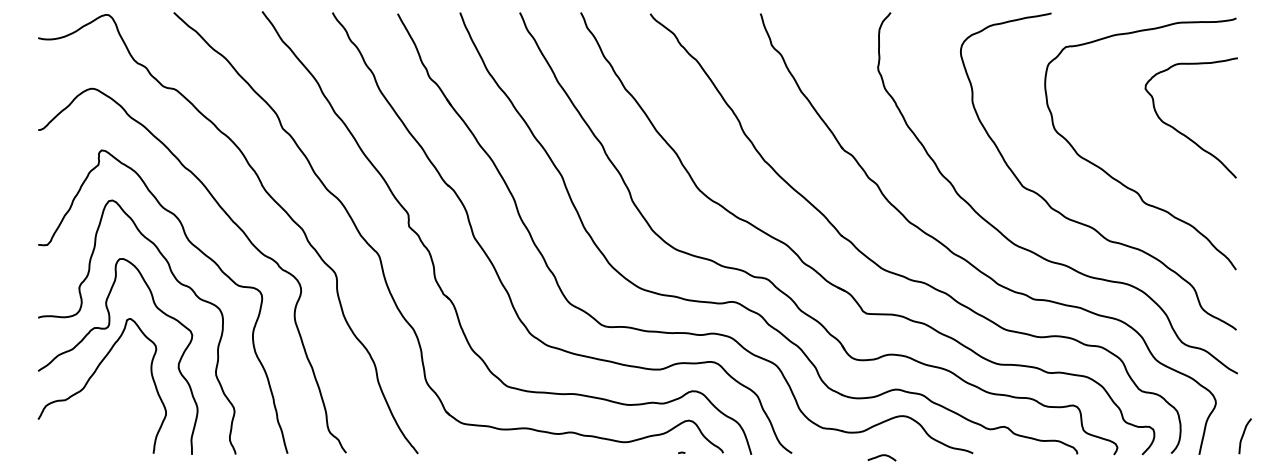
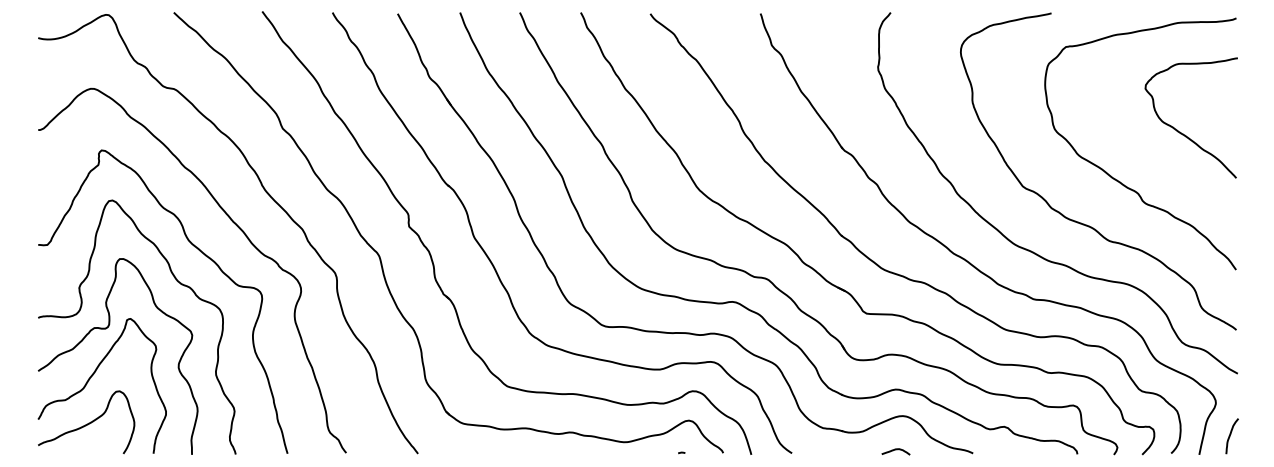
curve: none -> present (87, 423)
curve position: (1243, 436) -> (1230, 436) (1230, 436)
curve position: (881, 456) -> (895, 450) (895, 450)
